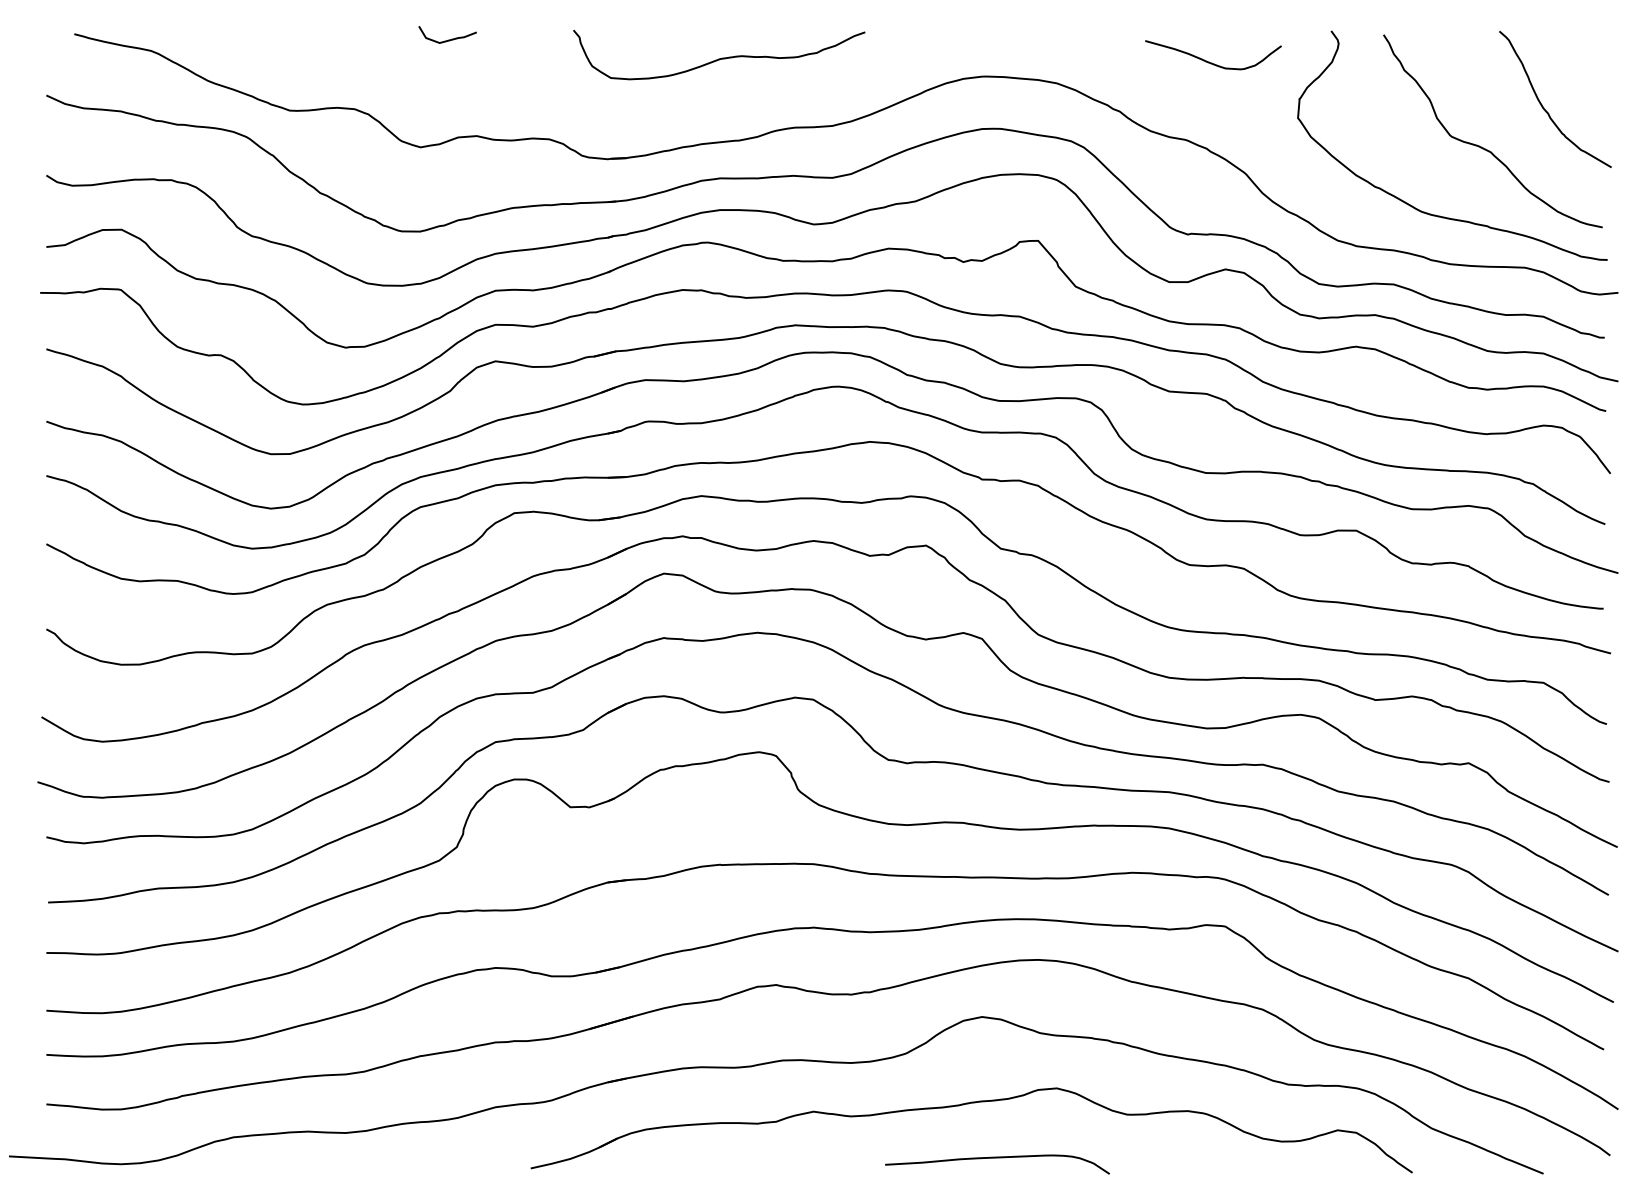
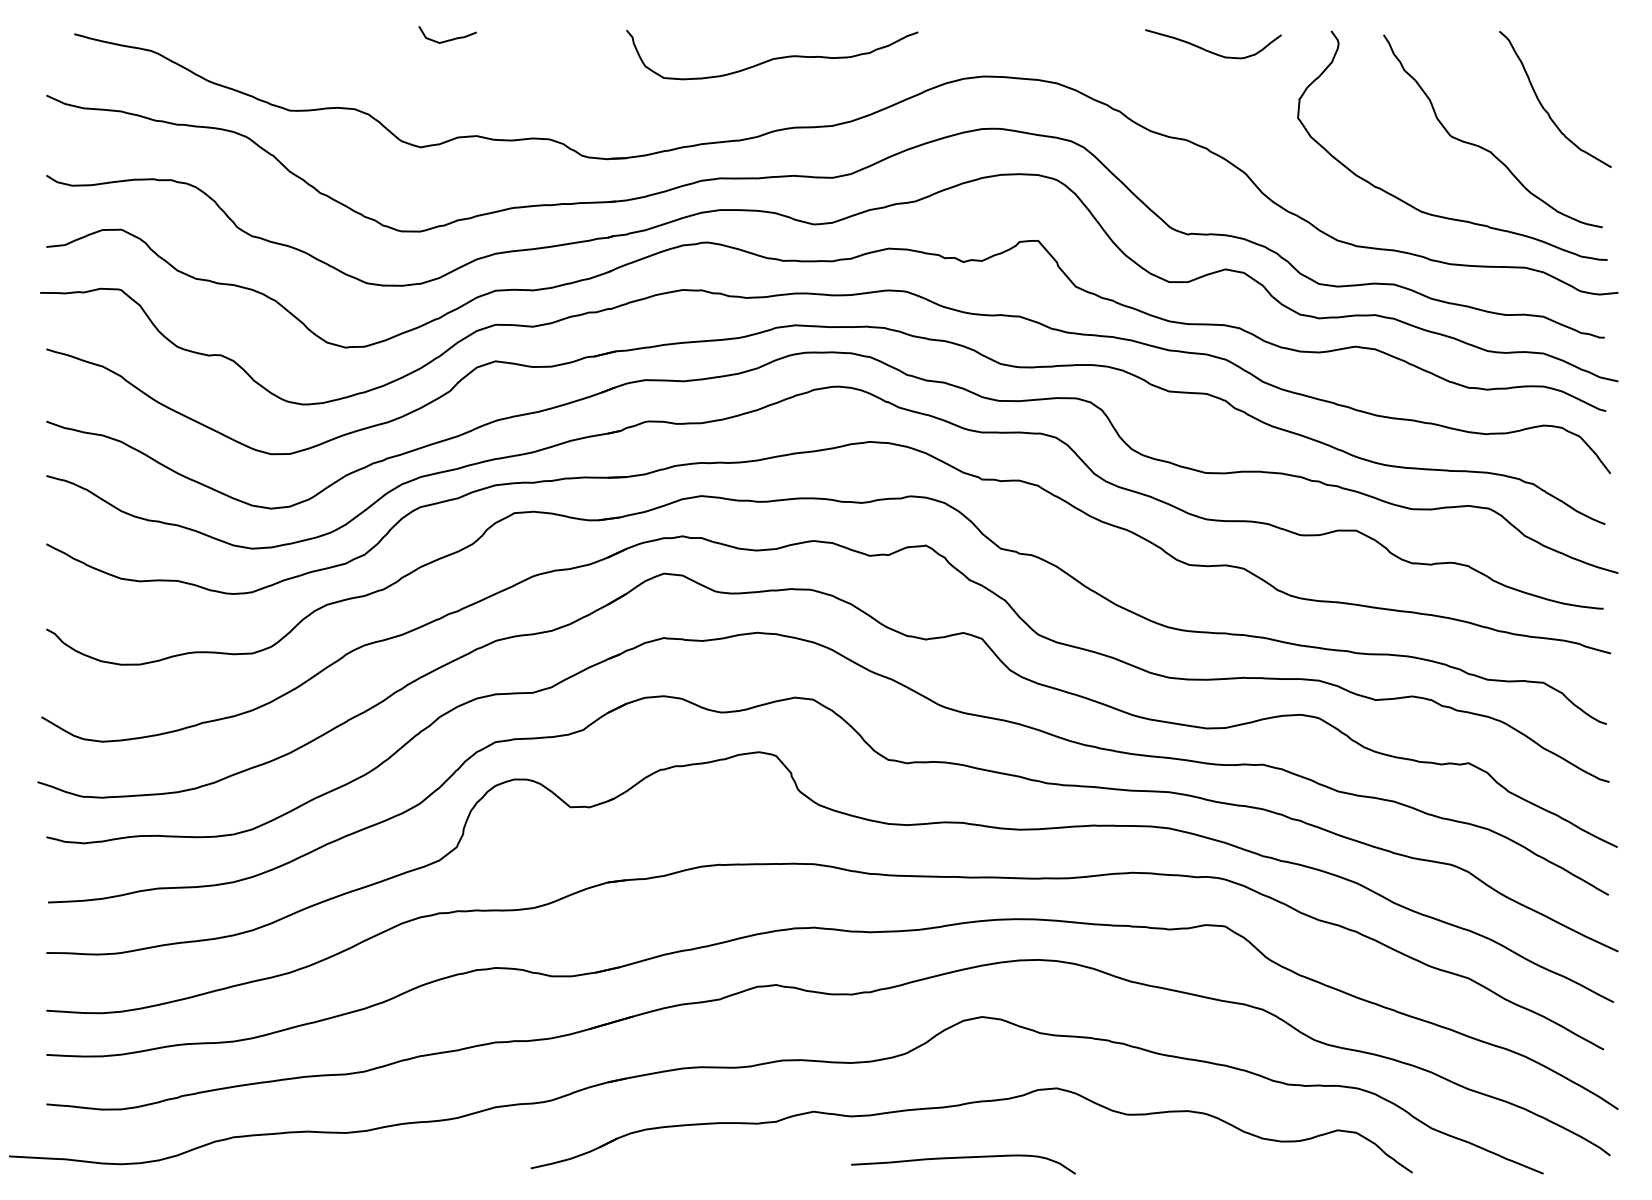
curve position: (719, 58) -> (772, 58) (772, 58)
curve position: (1212, 62) -> (1212, 51) (1212, 51)
curve position: (997, 1158) -> (963, 1158) (963, 1158)
